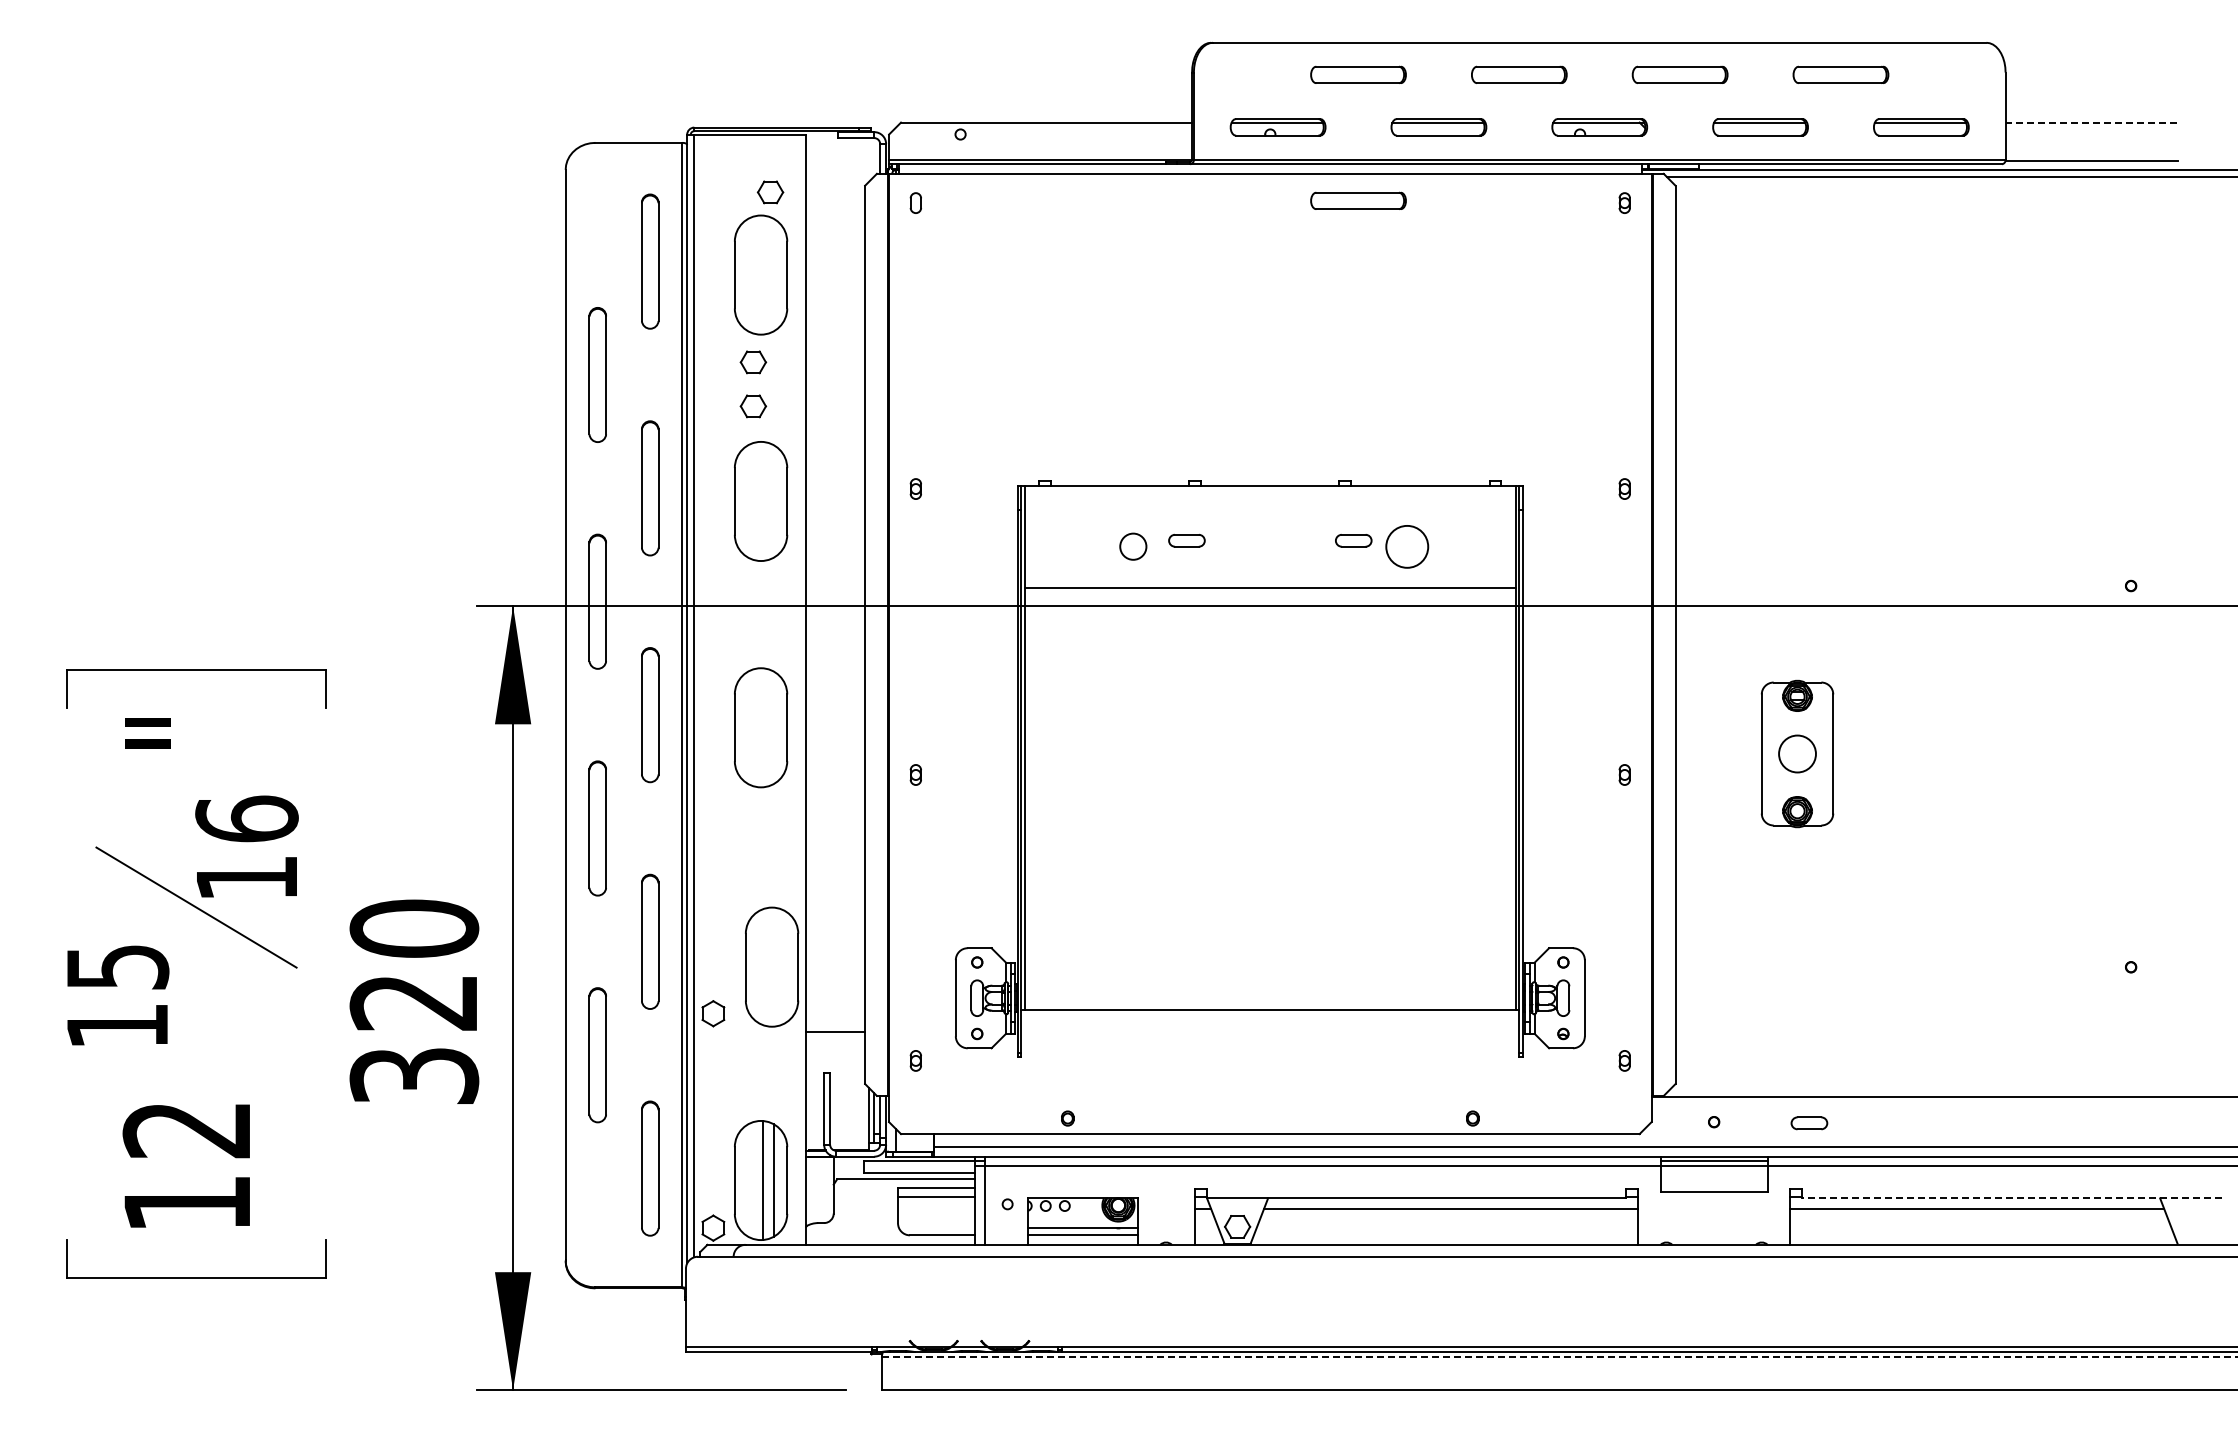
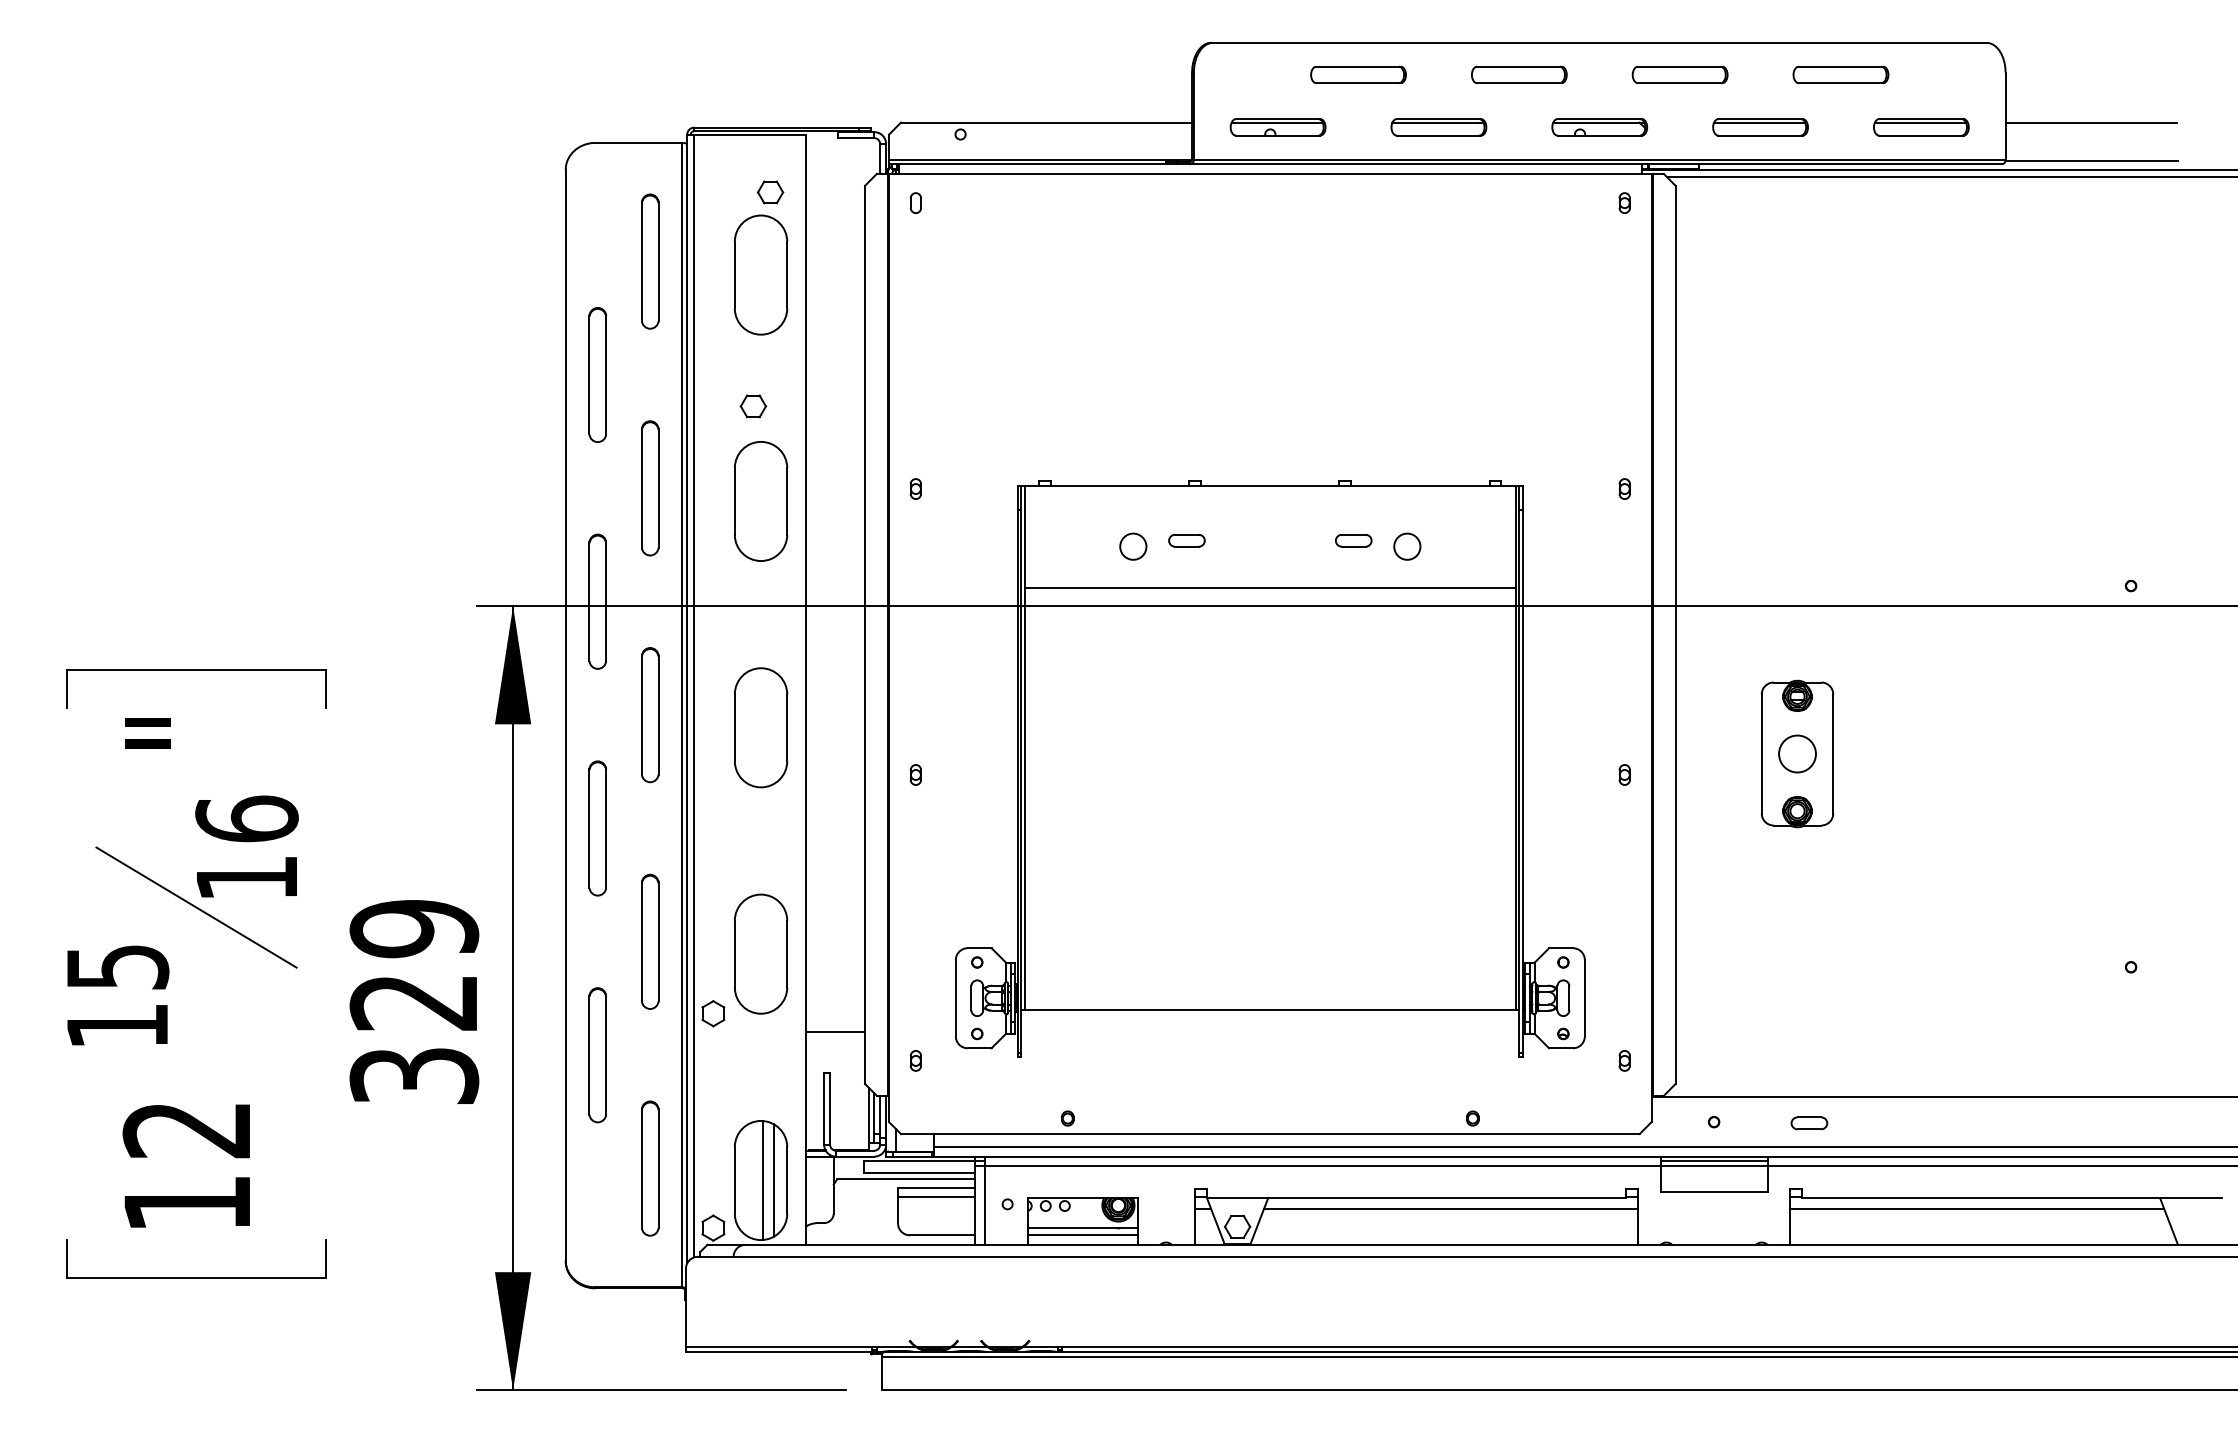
line: dashed -> solid (2091, 122)
part: present -> none (1358, 200)
part: present -> none (753, 362)
circle size: 45x44 px -> 29x29 px (1407, 546)
text: 320 -> 329 (414, 928)
part position: (772, 966) -> (761, 953) (761, 953)
line: dashed -> solid (2011, 1198)
line: dashed -> solid (1559, 1356)
